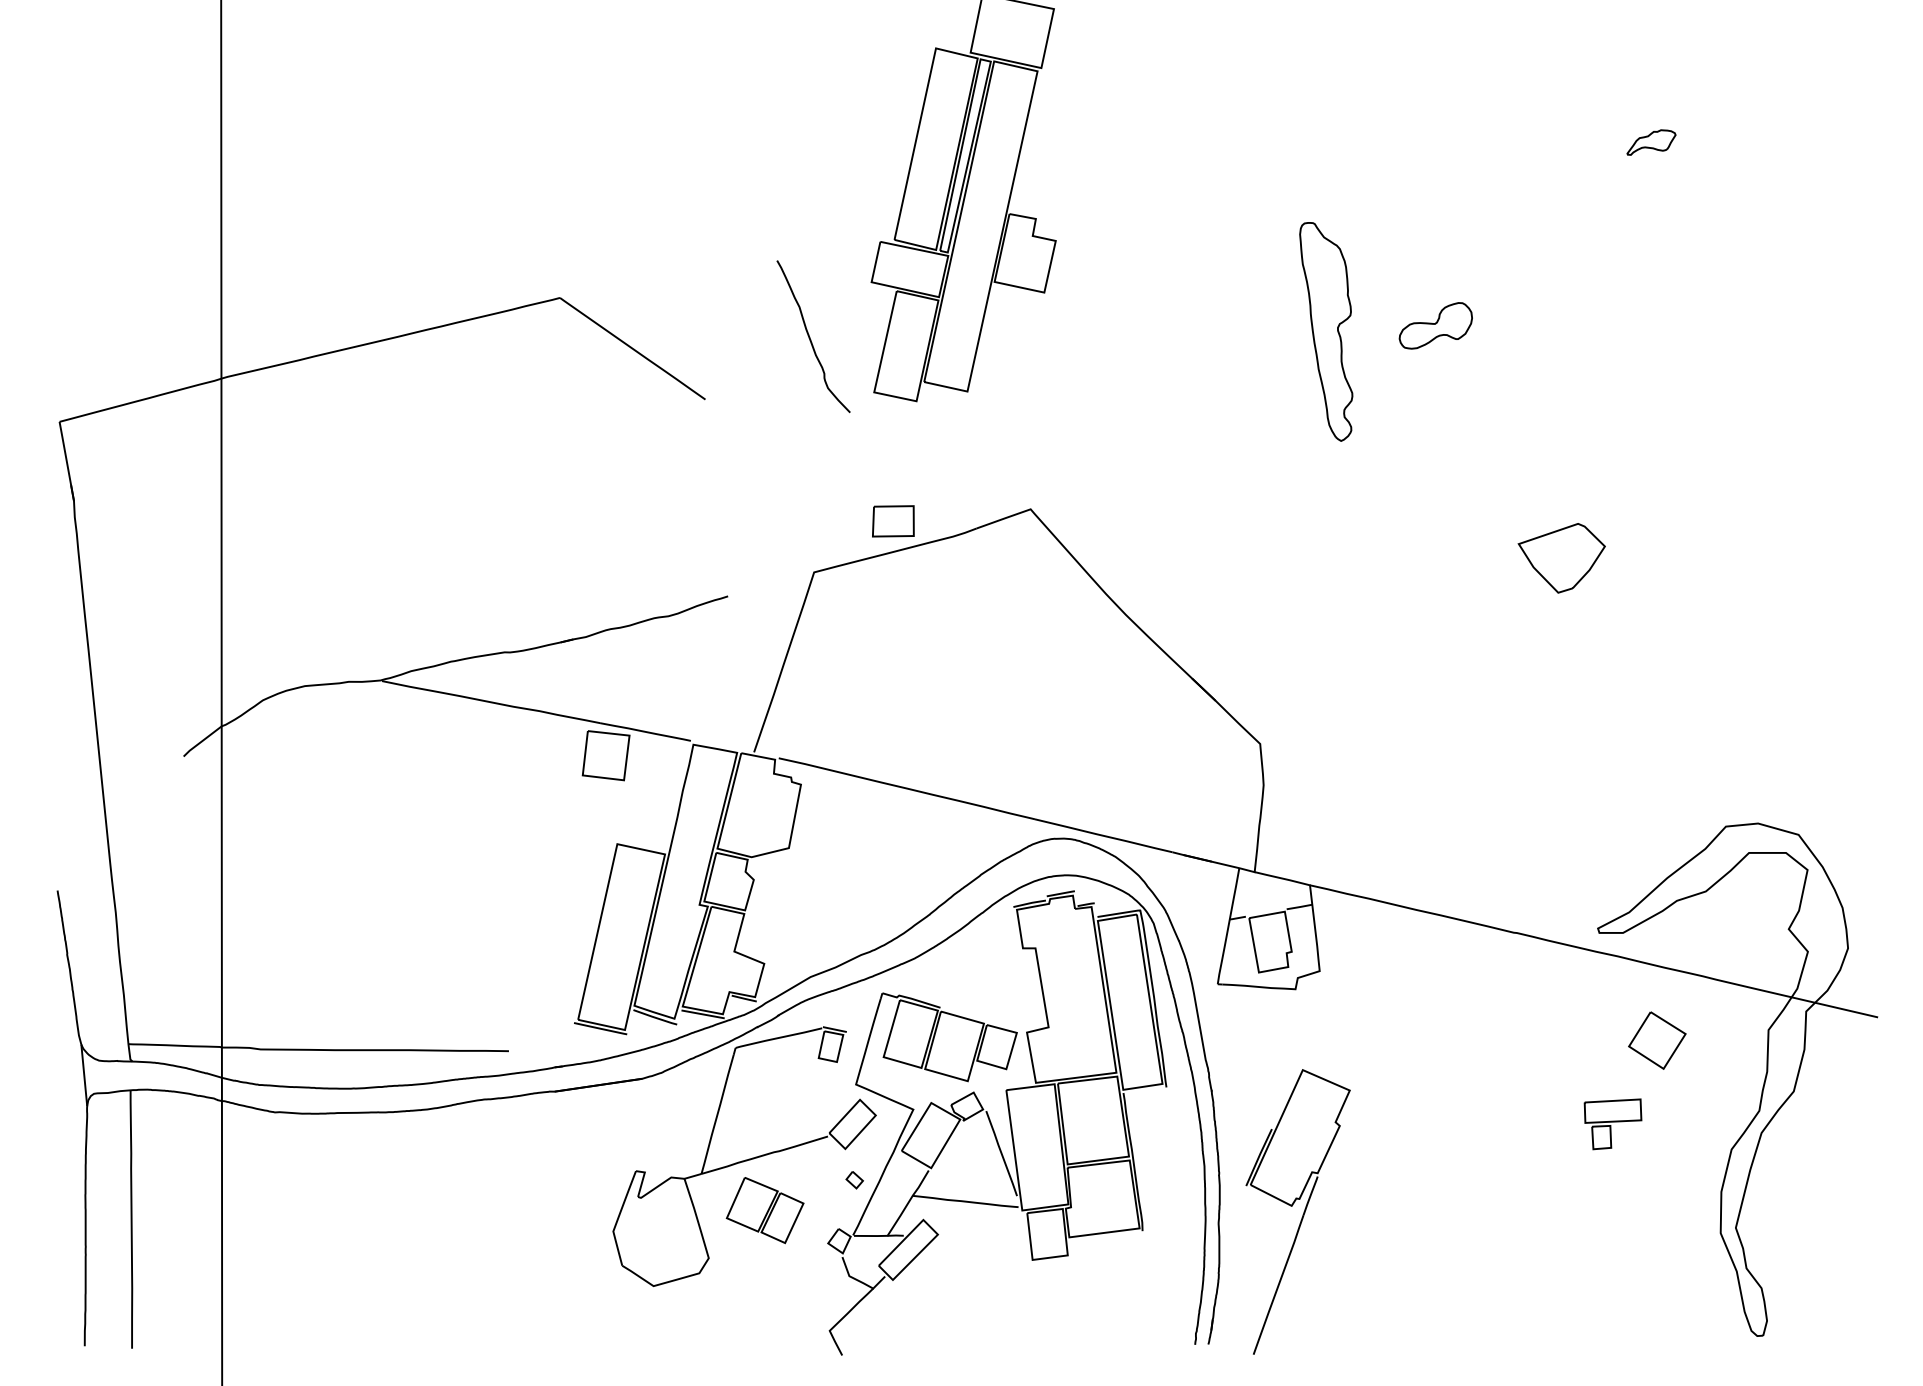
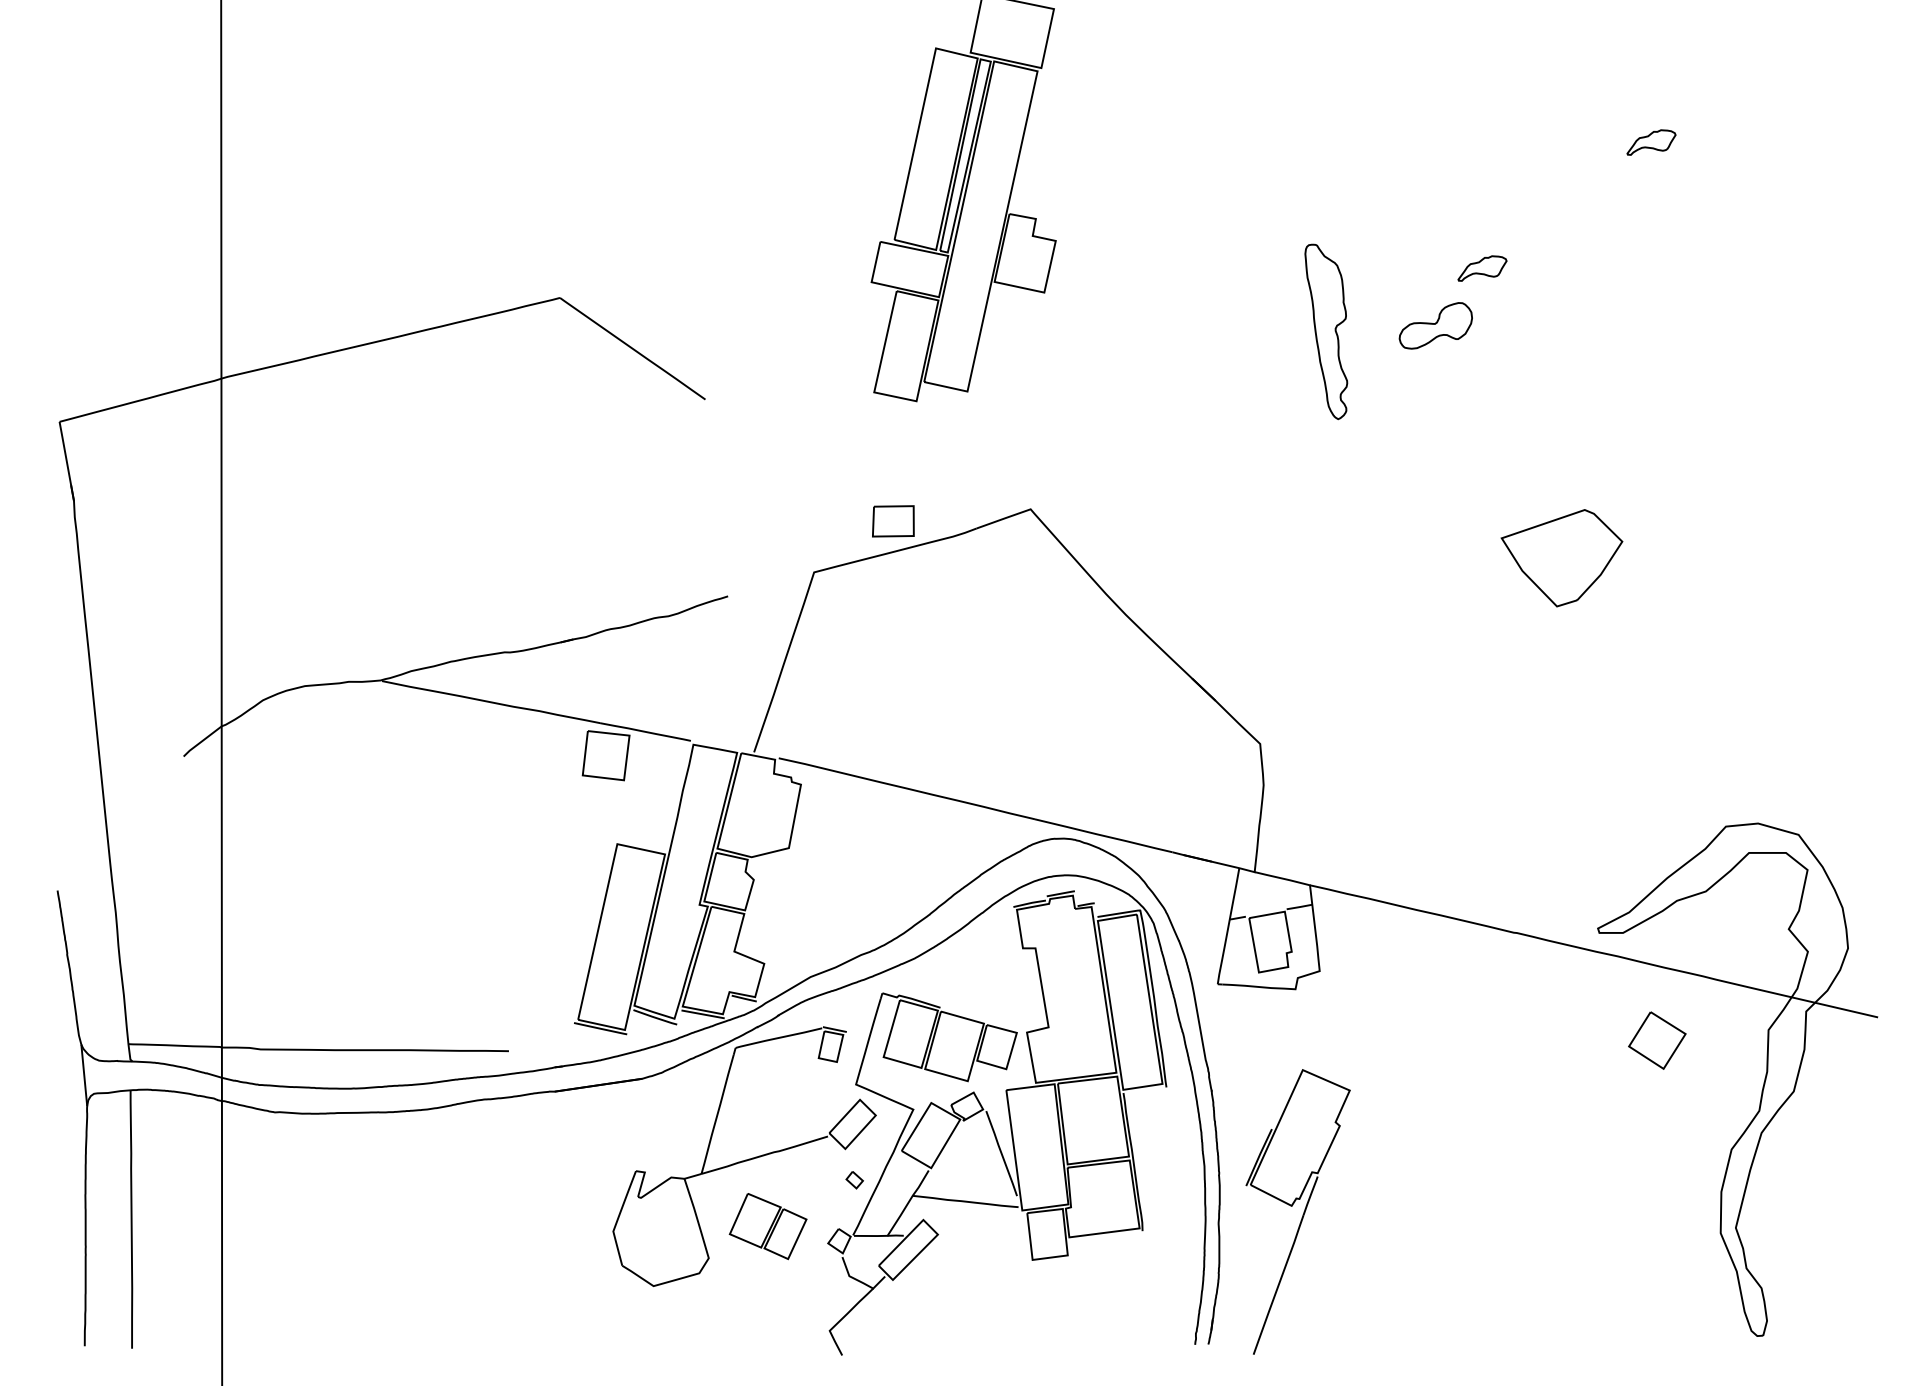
part: none -> present (1482, 268)
part size: 55x220 px -> 45x178 px (1326, 331)
curve: present -> none (810, 337)
part size: 89x71 px -> 124x99 px (1561, 558)
part: present -> none (1612, 1124)
part position: (764, 1210) -> (767, 1226) (767, 1226)
